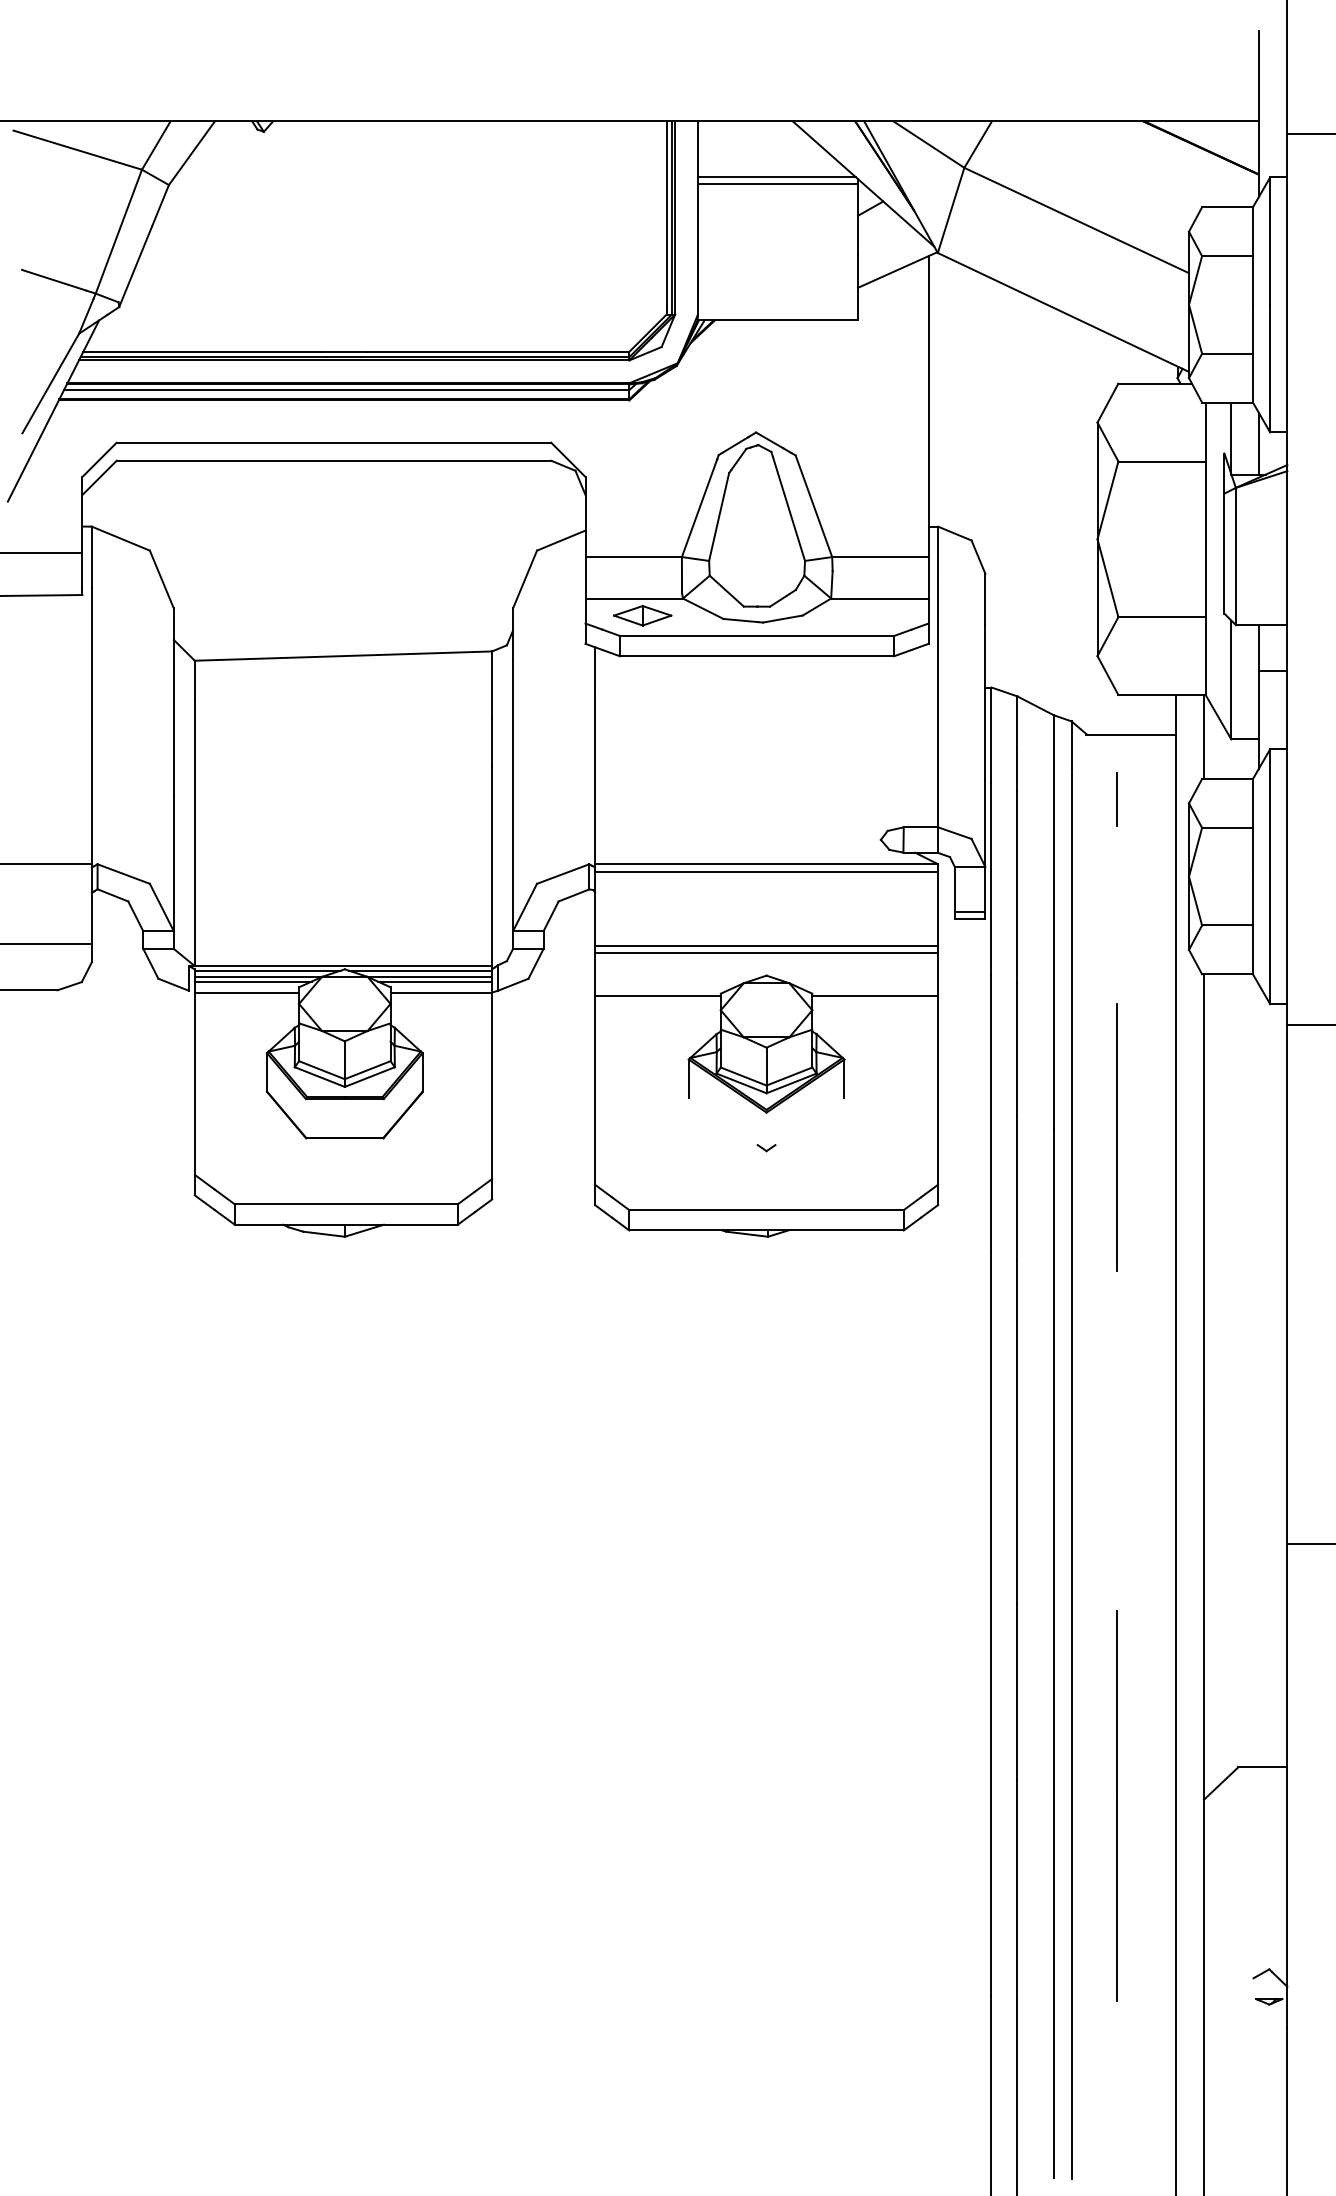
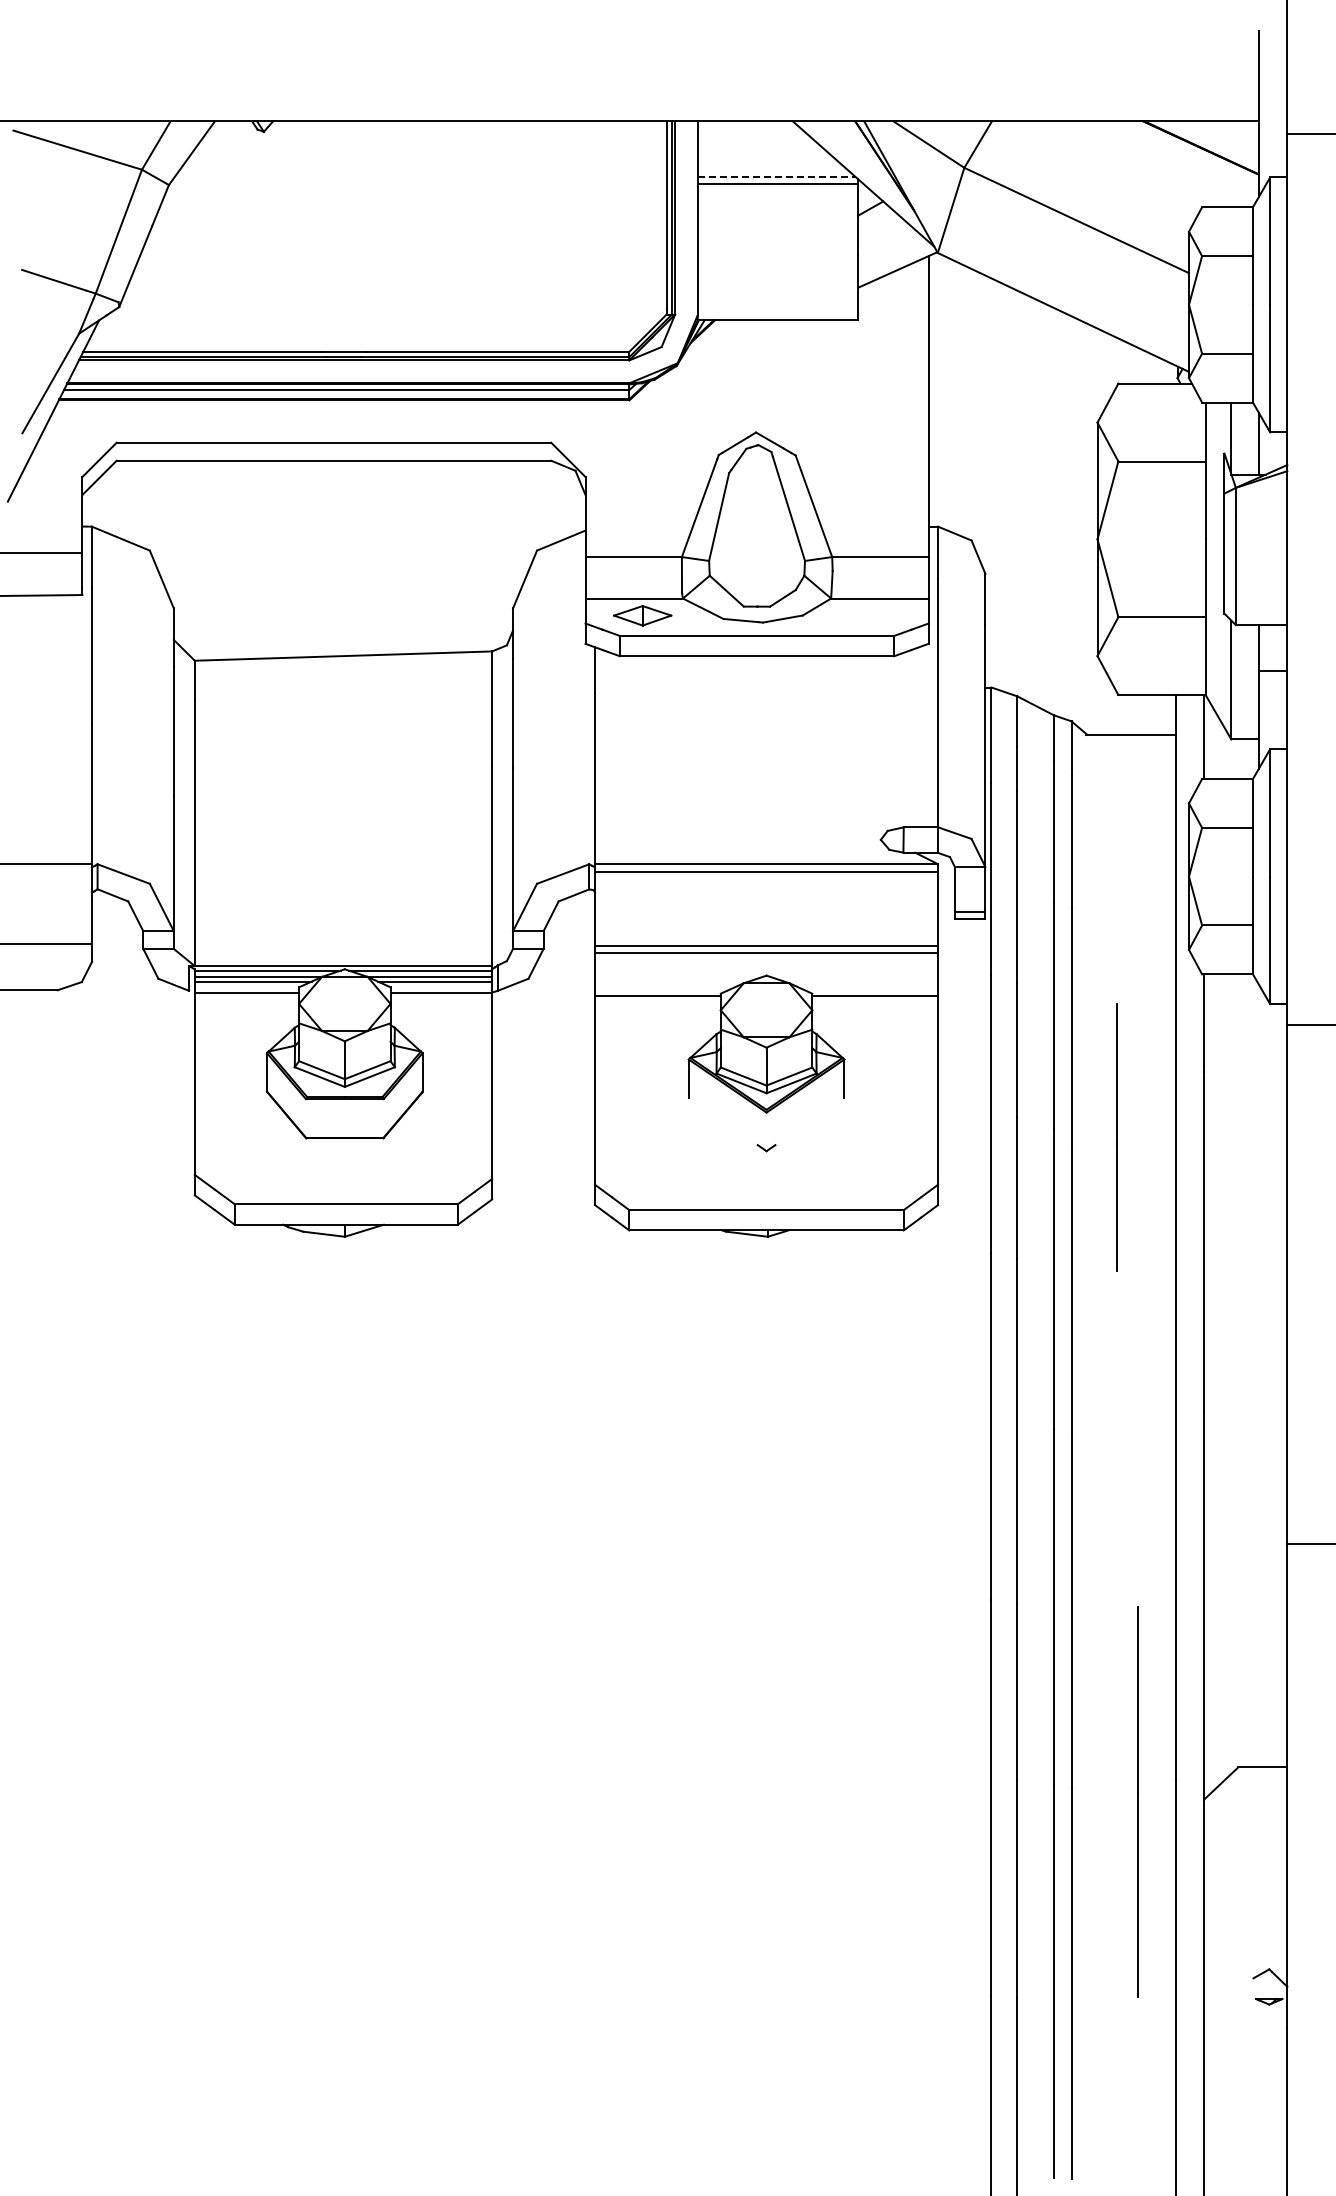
line: solid -> dashed (776, 177)
line: present -> none (1117, 799)
line position: (1116, 1805) -> (1137, 1801) (1137, 1801)
